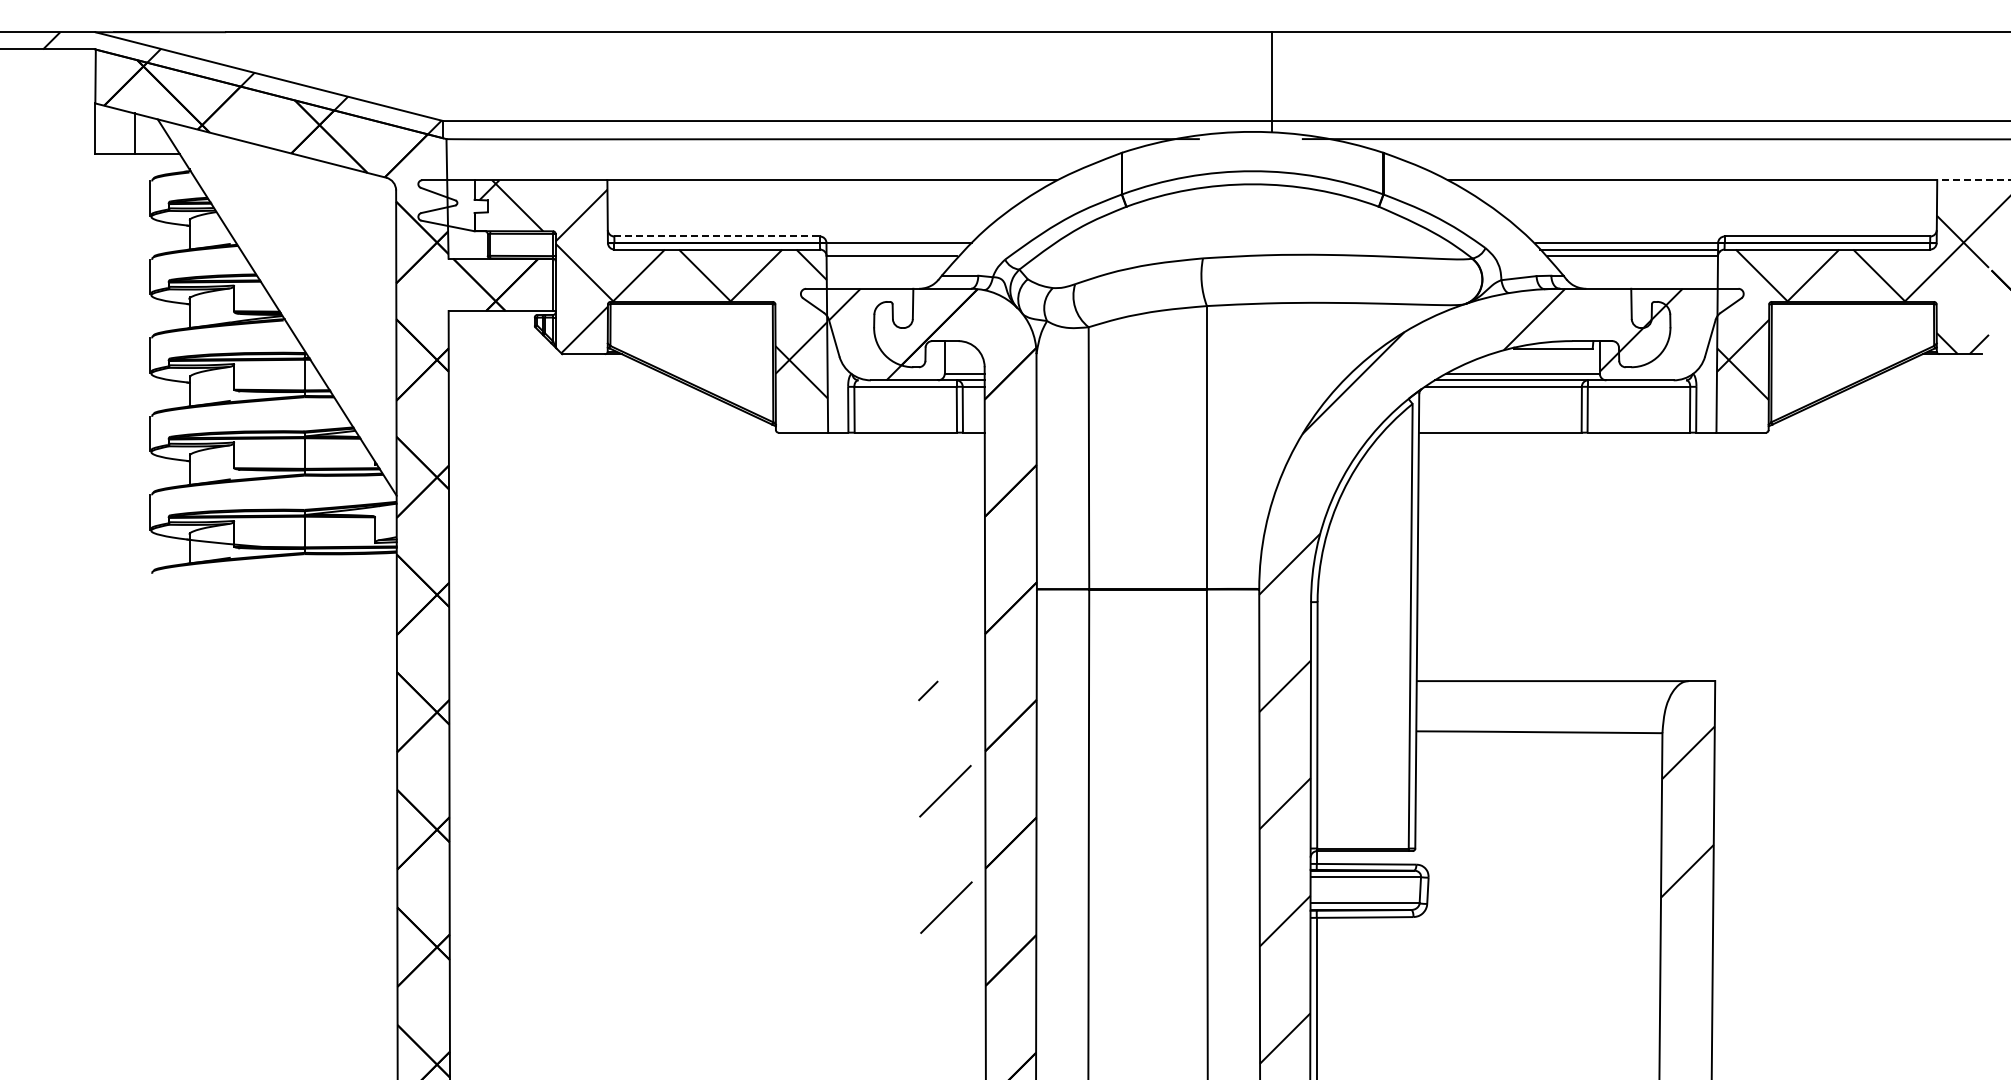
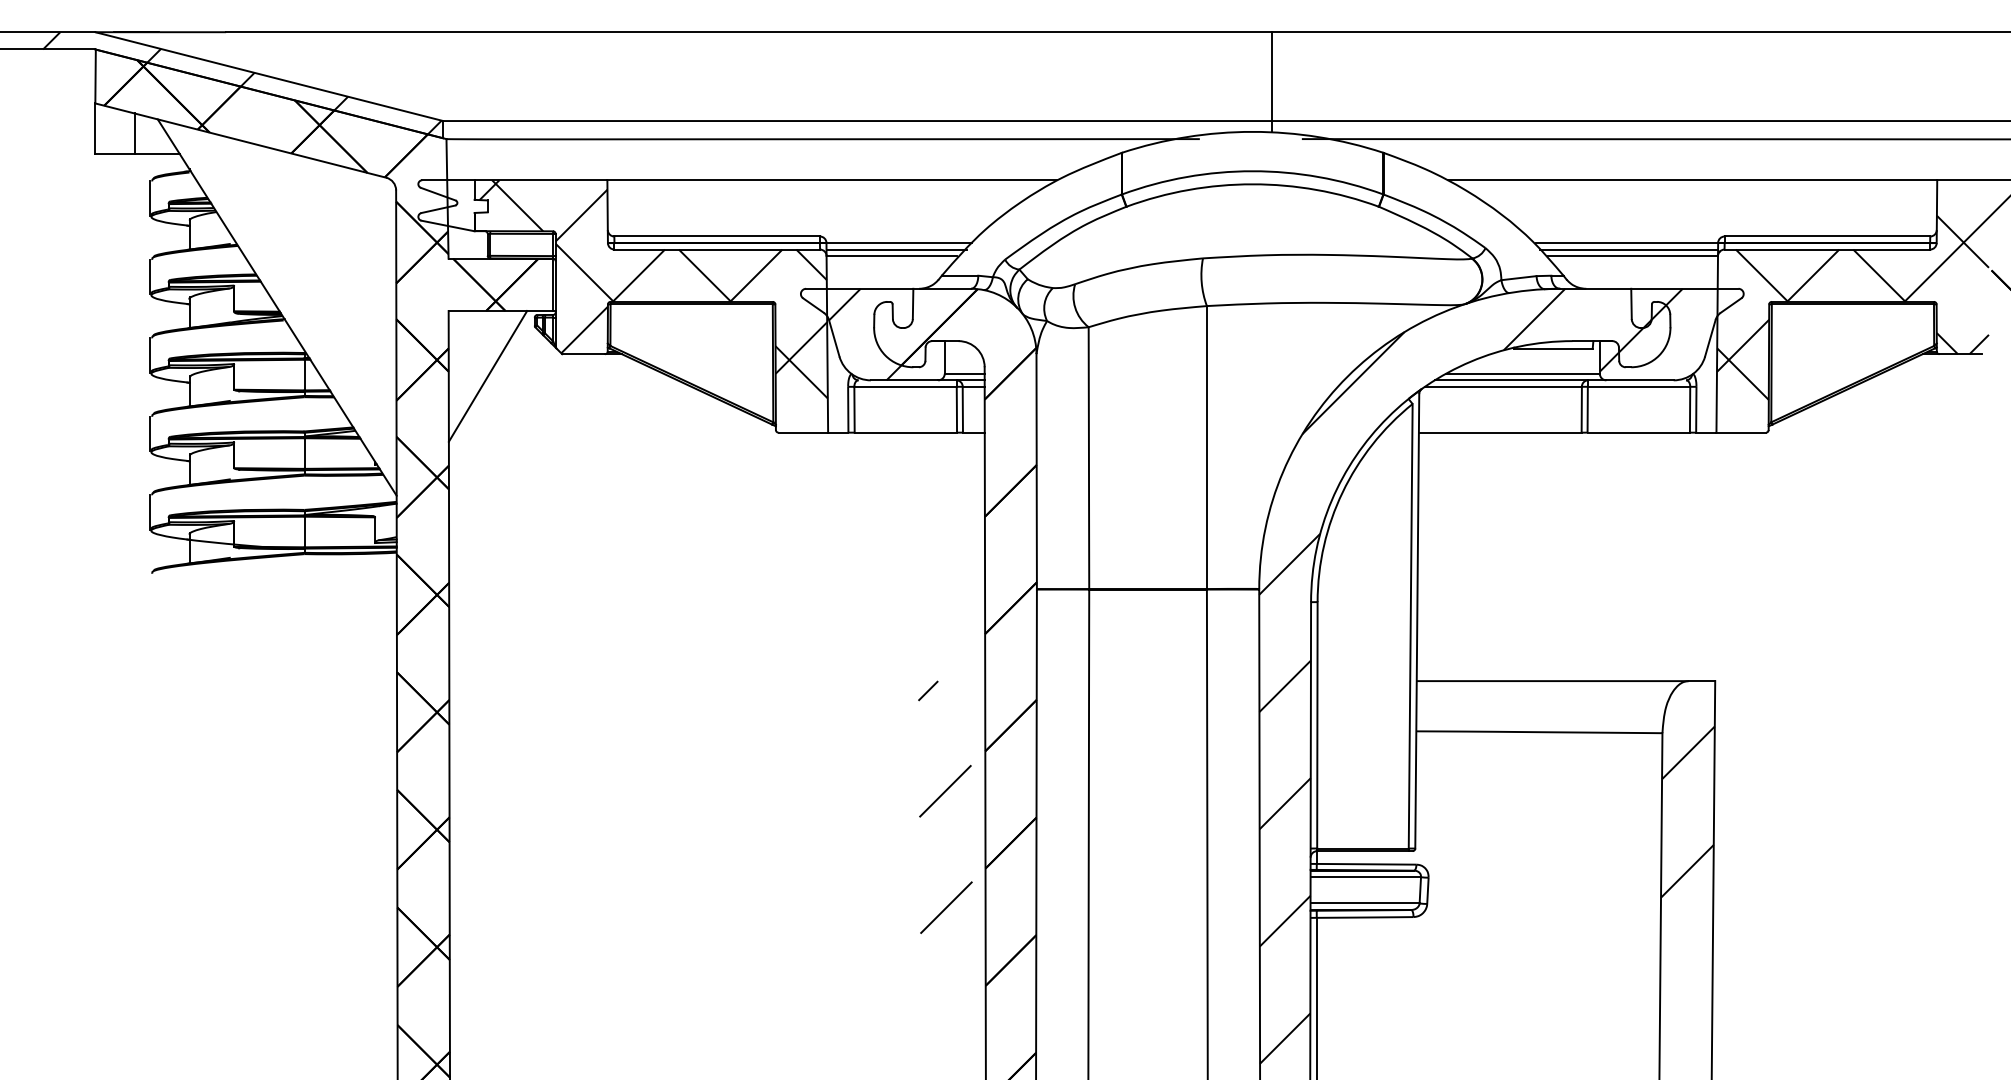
line: dashed -> solid (1973, 180)
line: dashed -> solid (717, 236)
line: none -> present (896, 249)
line: none -> present (487, 376)
